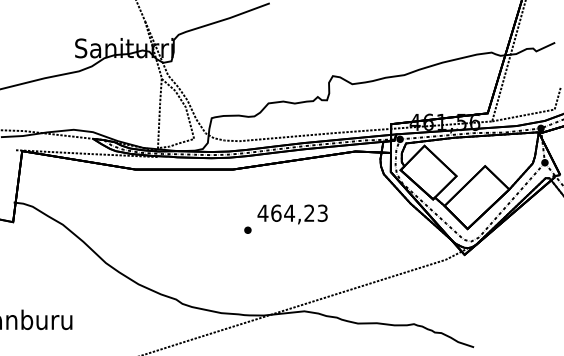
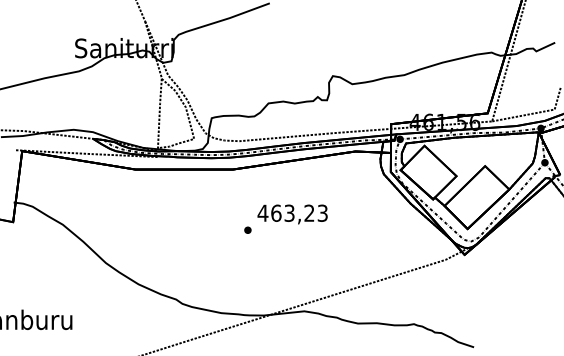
text: 464,23 -> 463,23 (289, 212)
